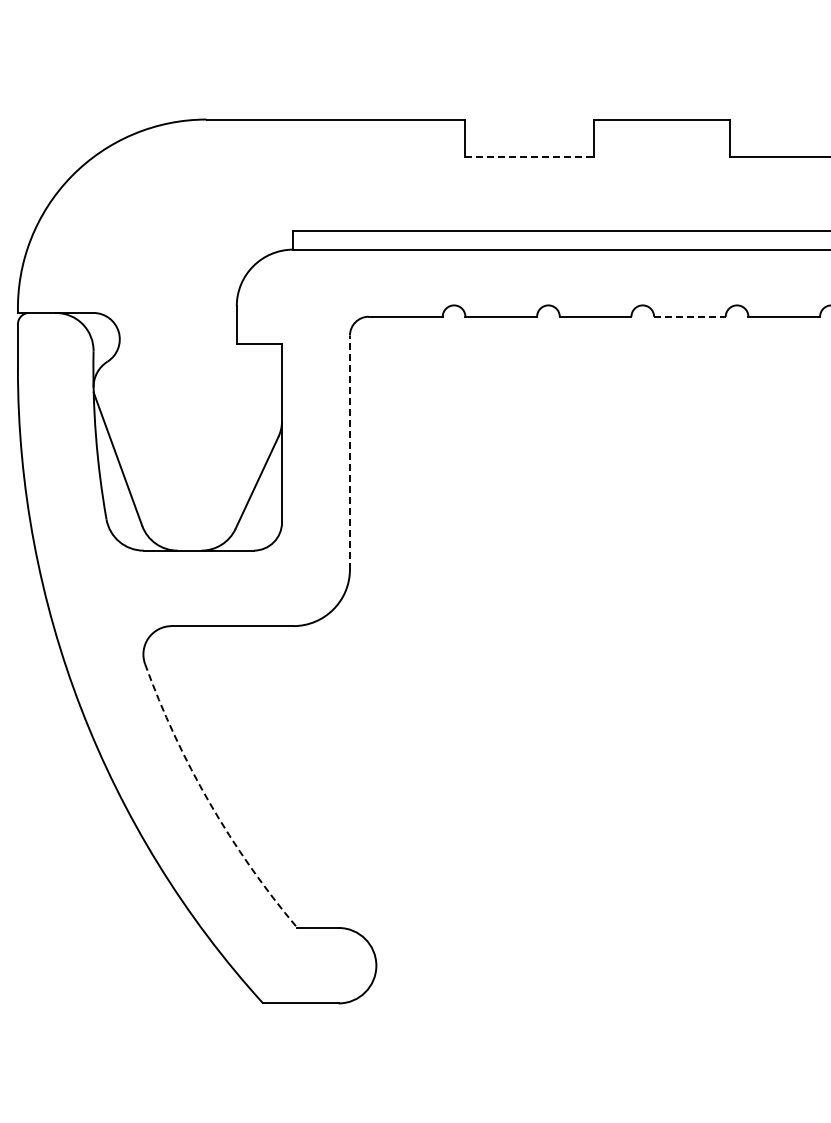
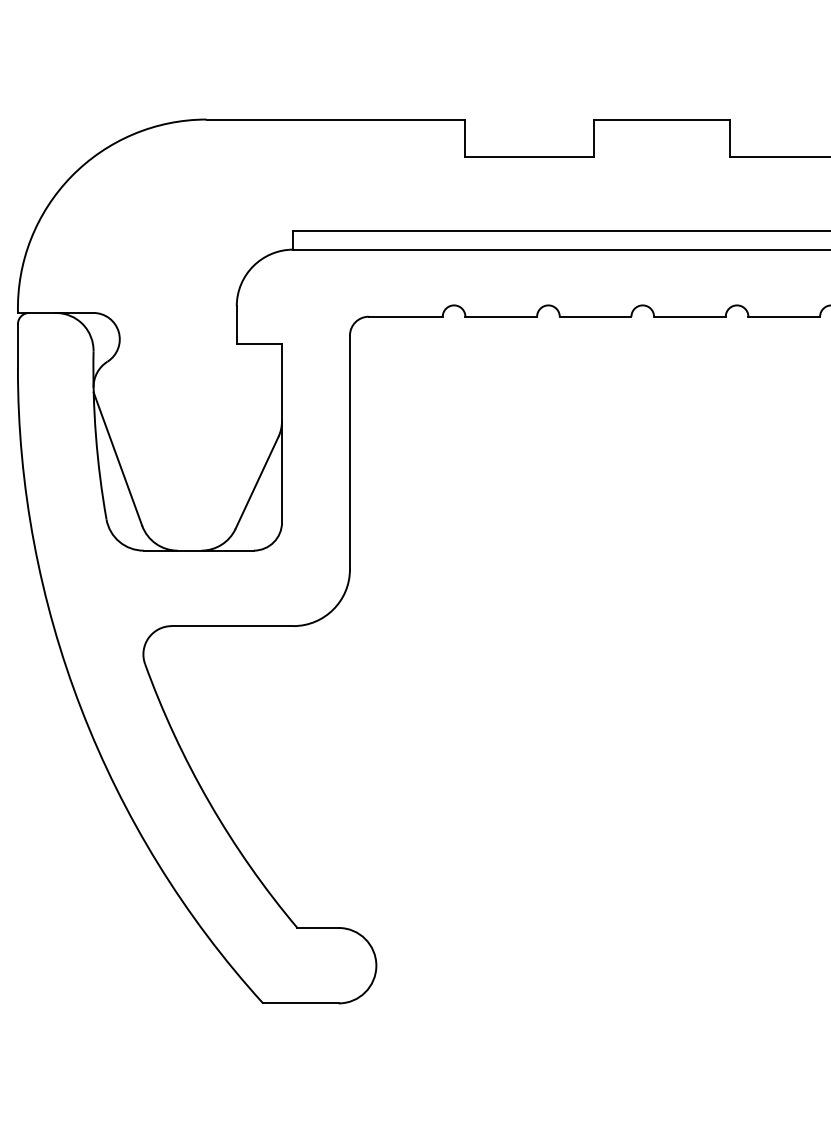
line: dashed -> solid (530, 157)
line: dashed -> solid (689, 316)
line: dashed -> solid (349, 452)
arc: dashed -> solid (209, 802)
